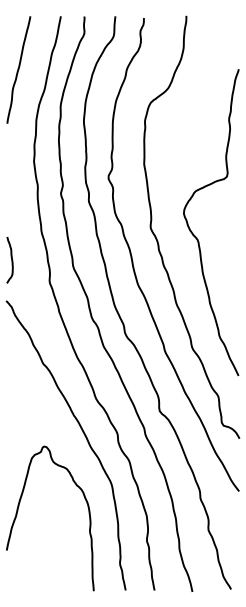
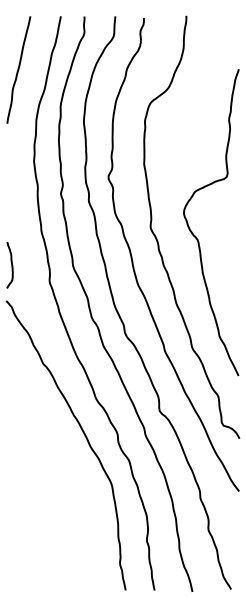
curve position: (11, 260) -> (11, 265) (11, 265)
curve: present -> none (18, 511)
